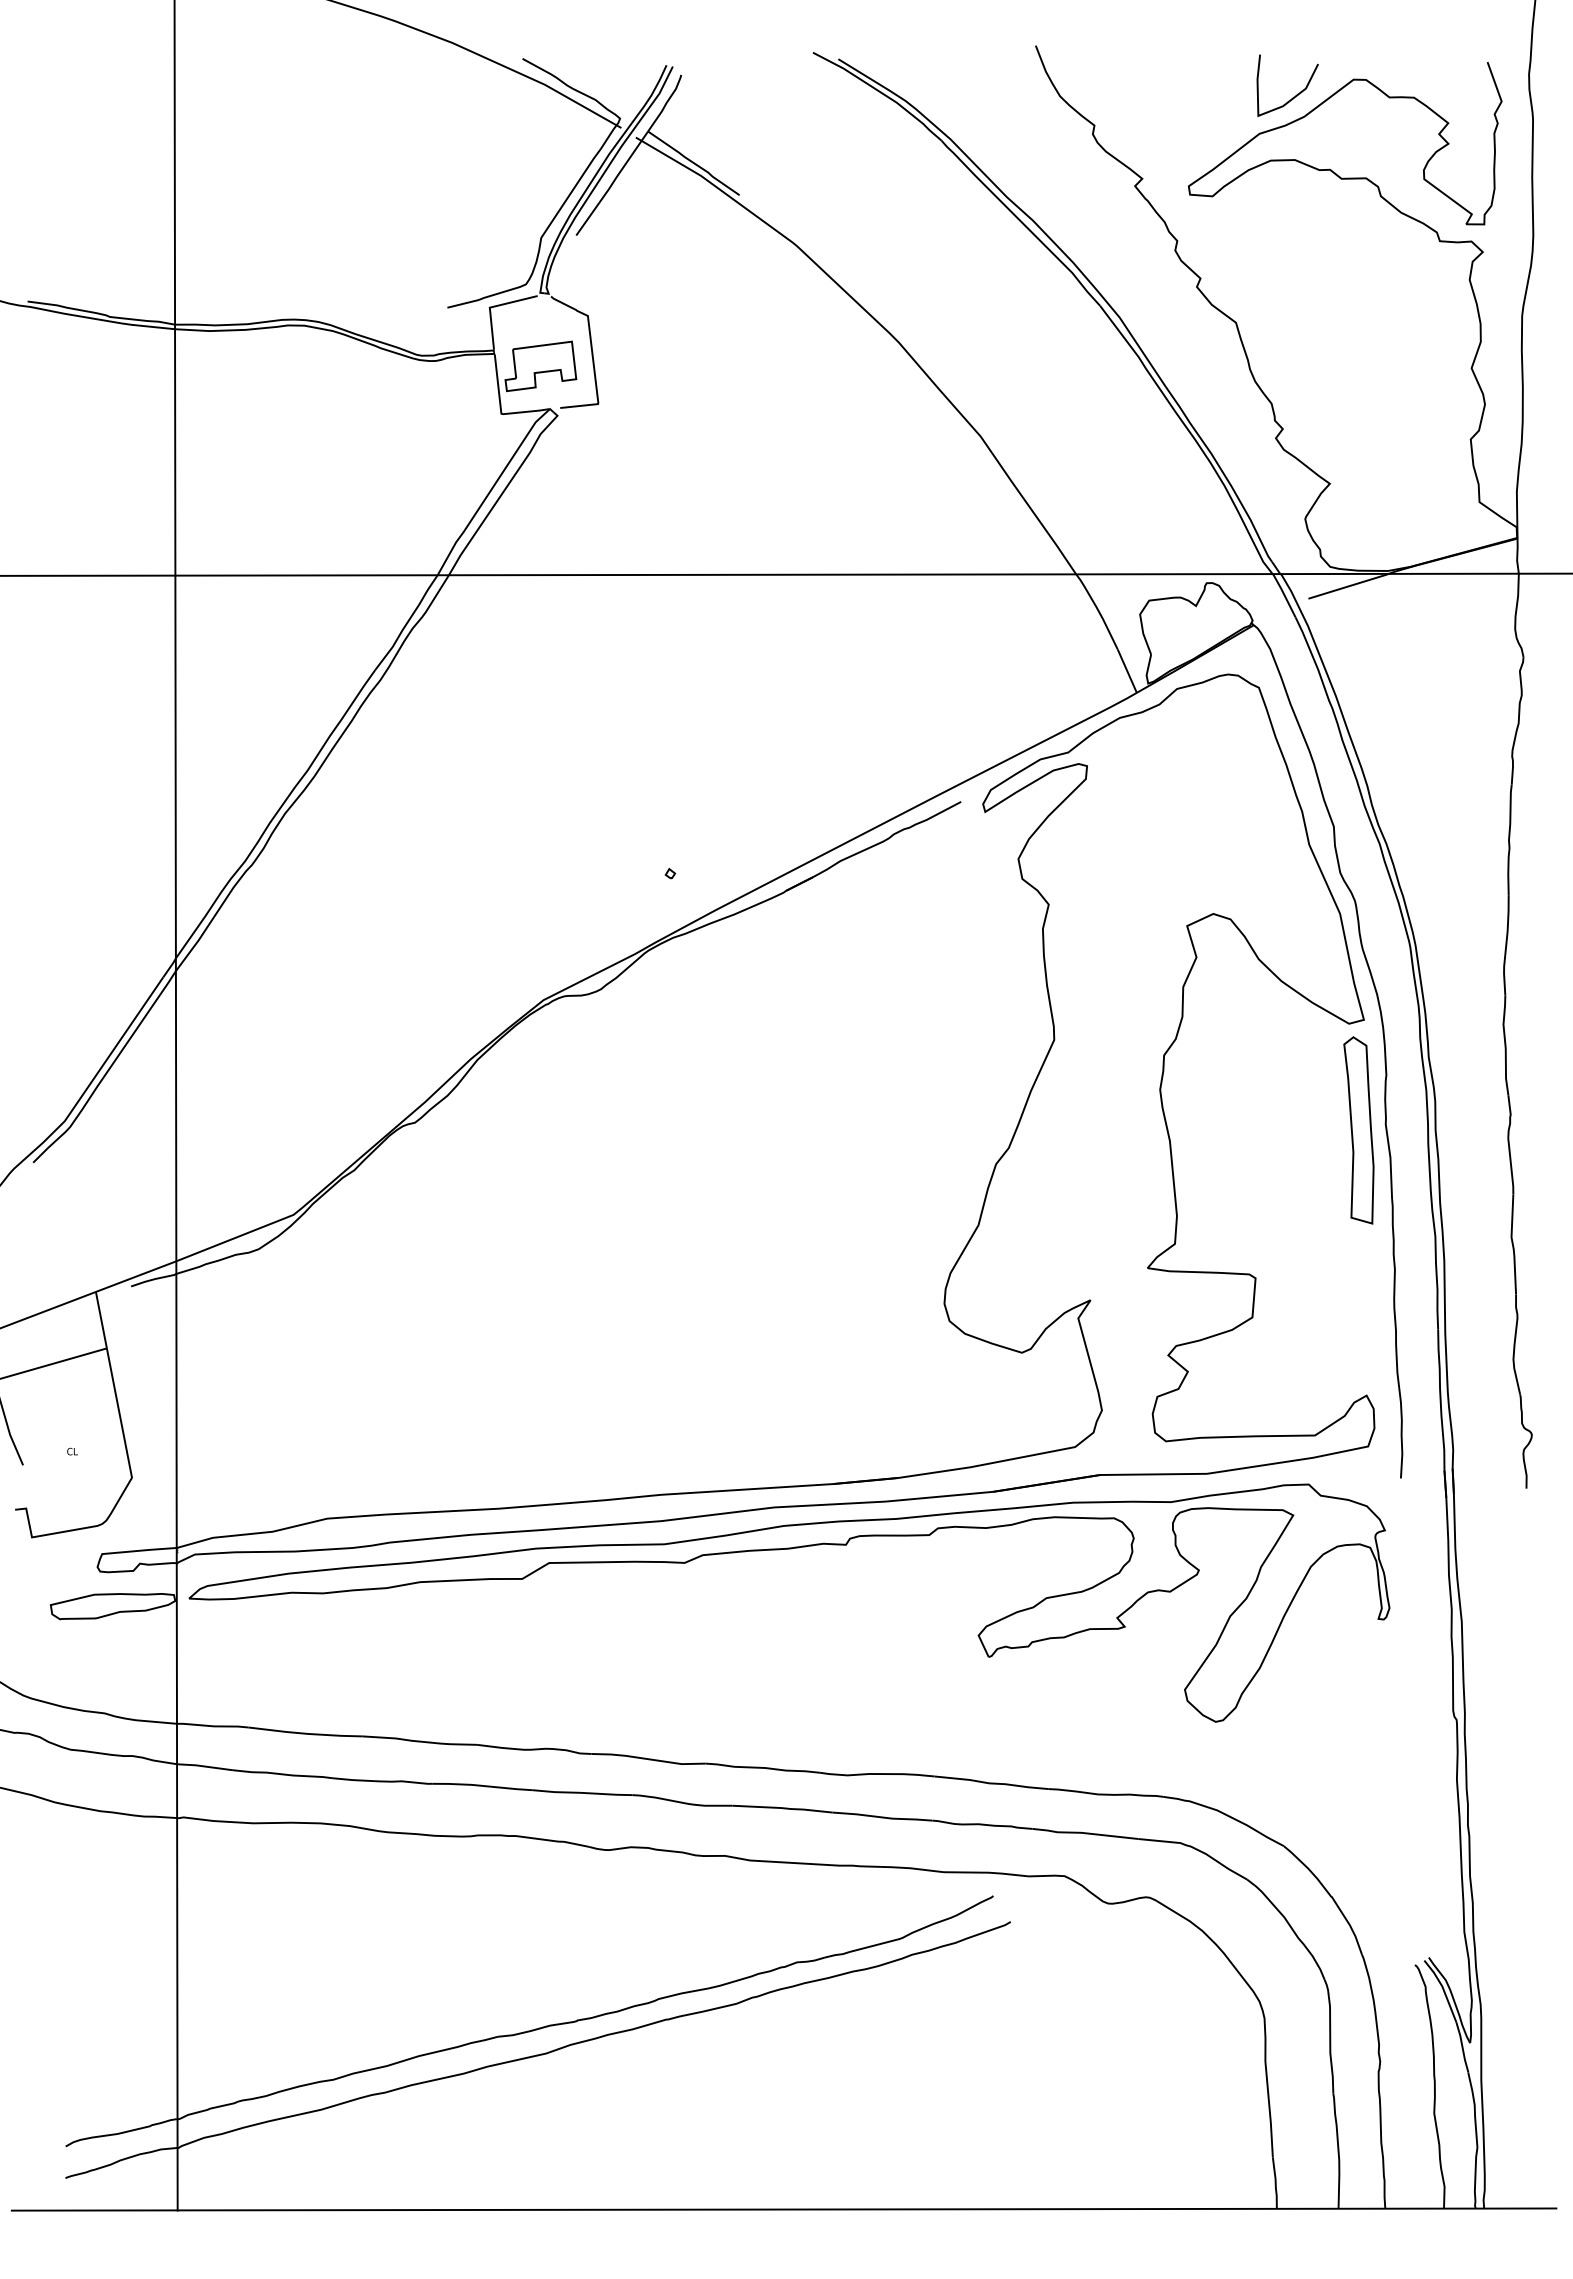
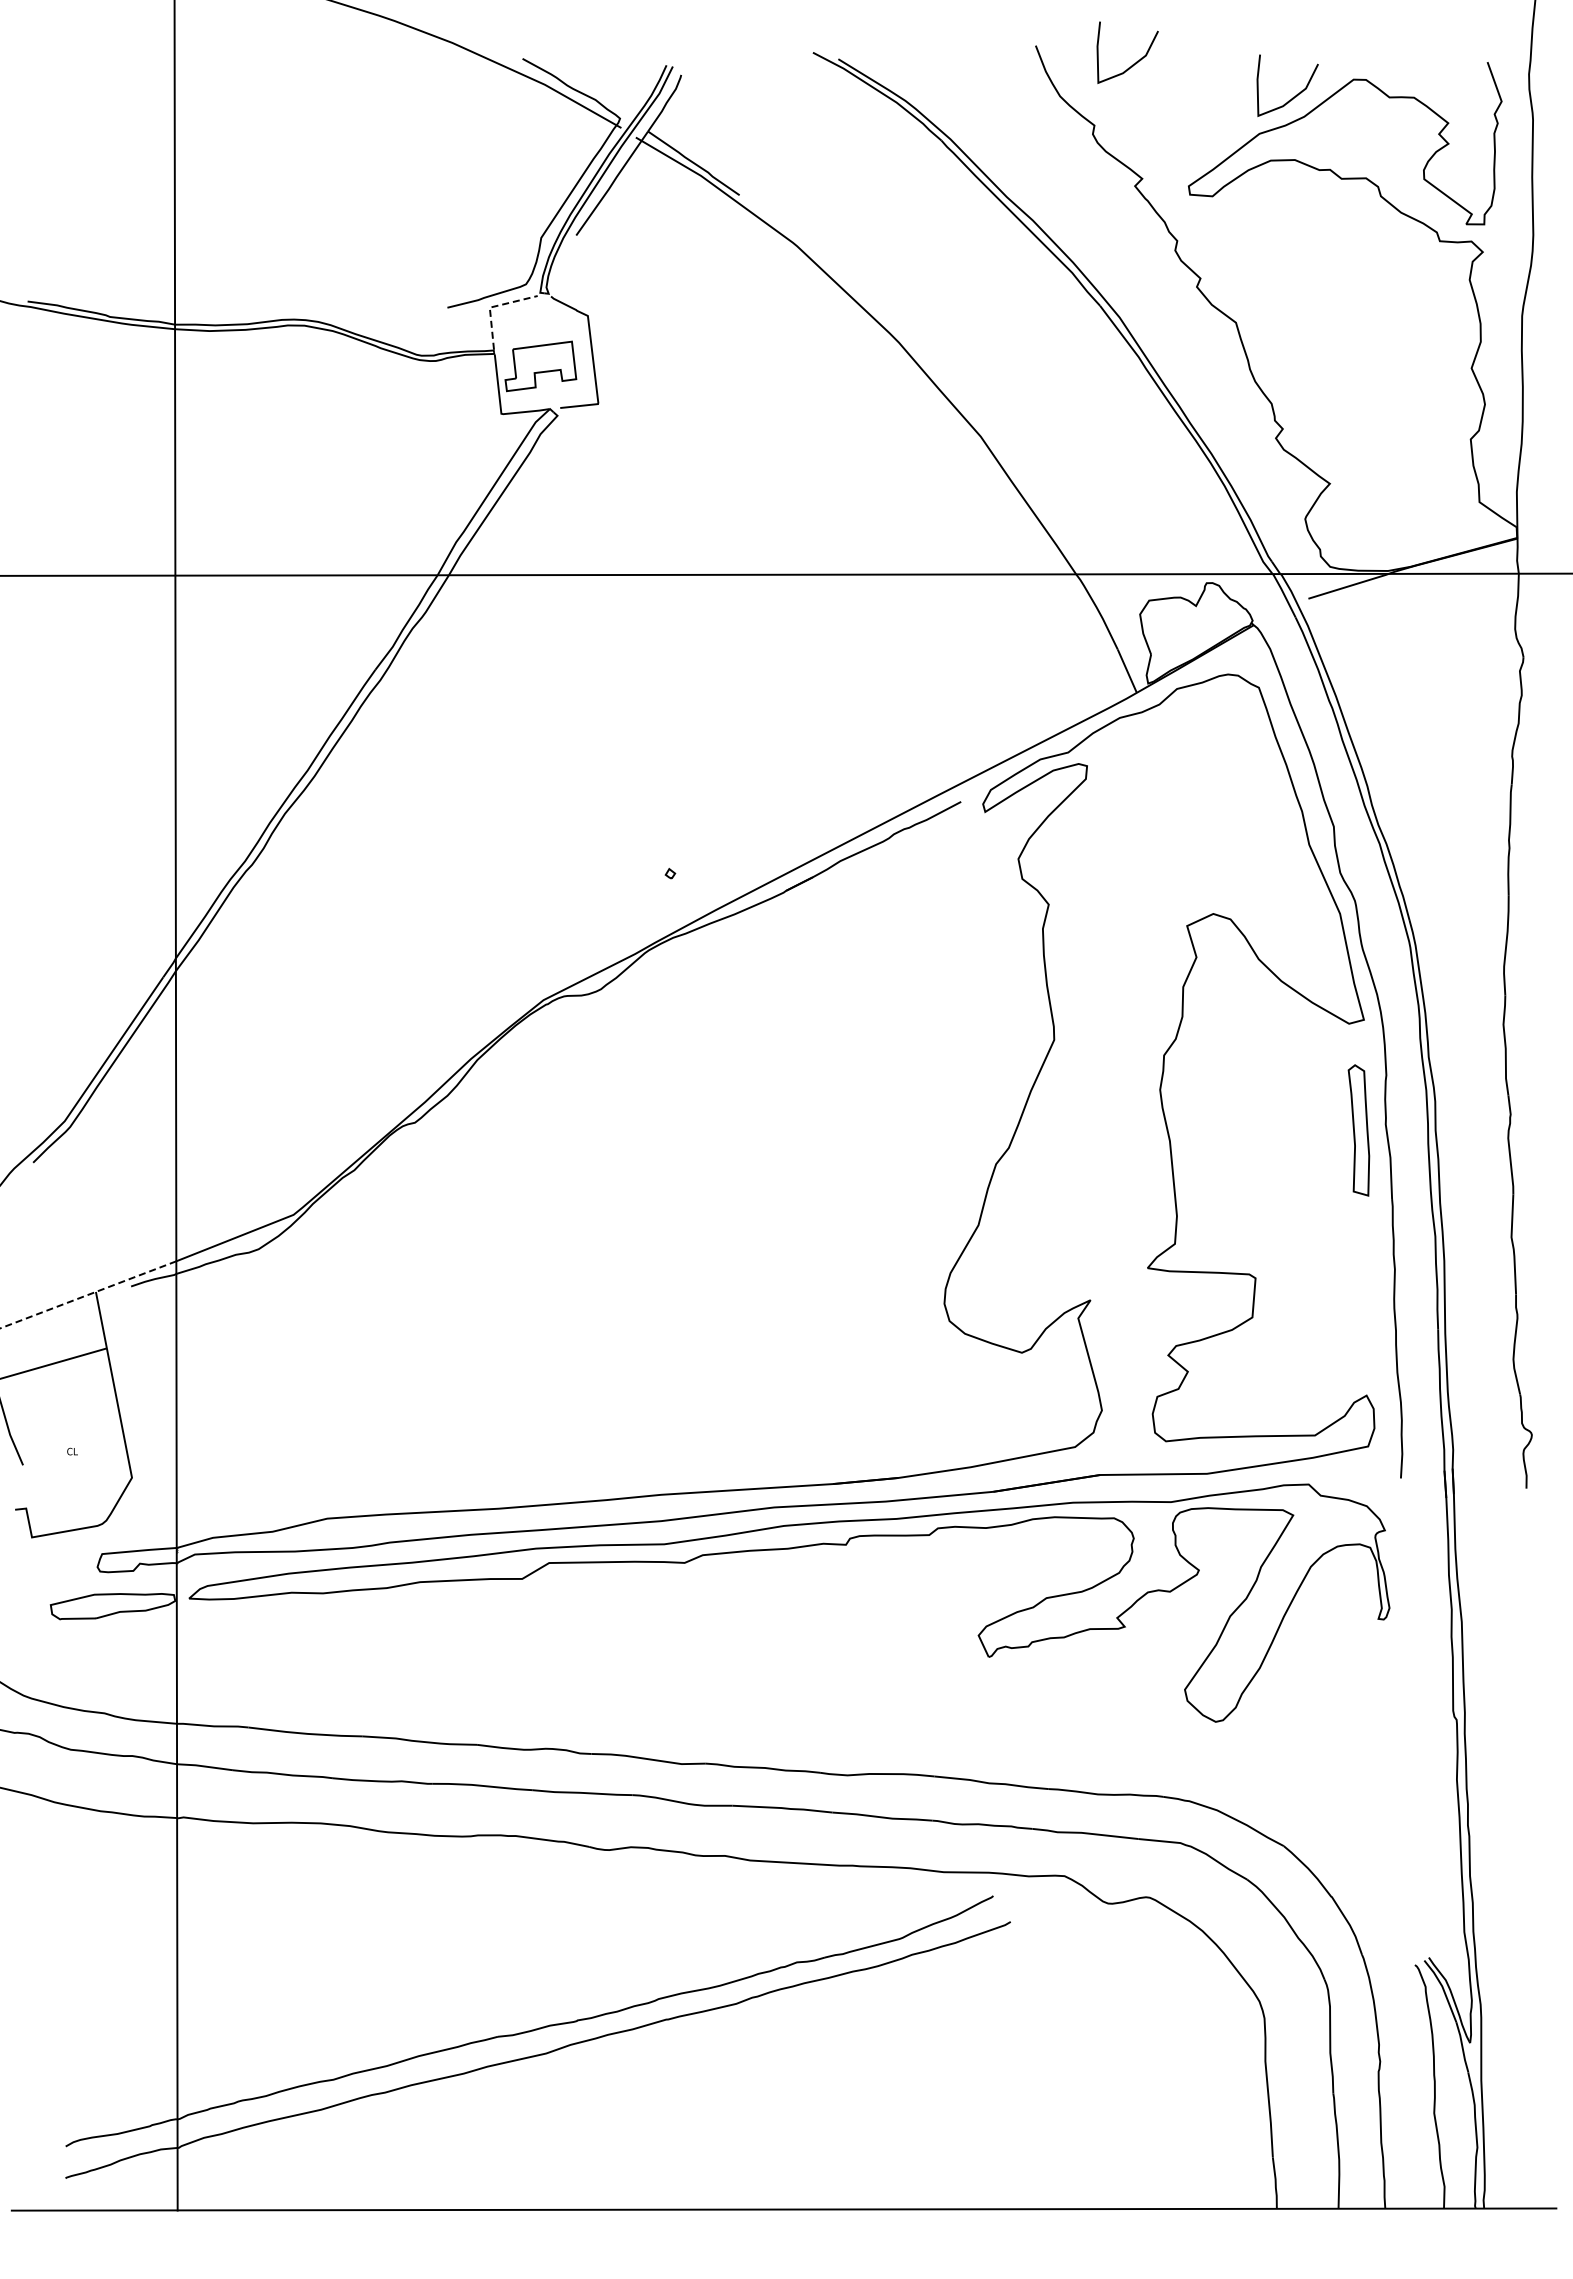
curve: none -> present (1136, 61)
line: solid -> dashed (492, 306)
part size: 32x189 px -> 24x133 px (1358, 1130)
line: solid -> dashed (88, 1294)
